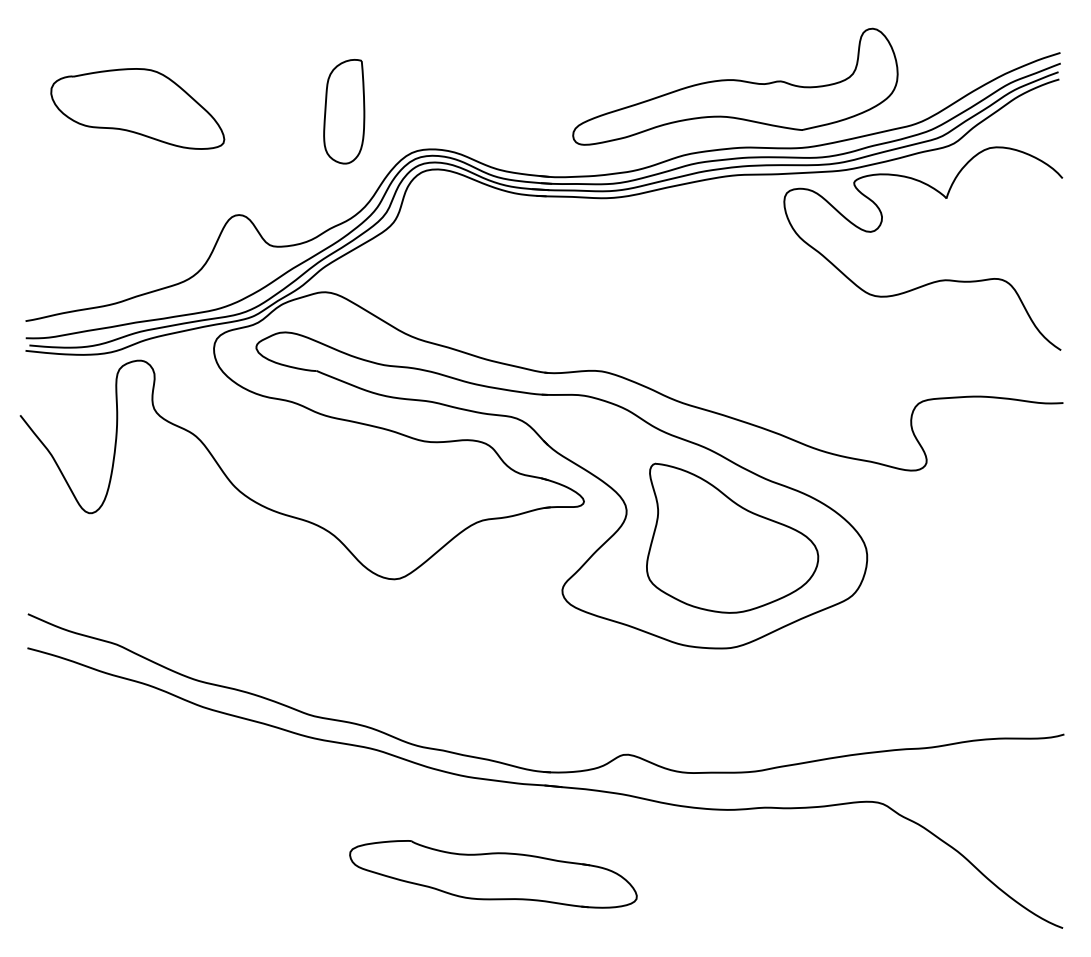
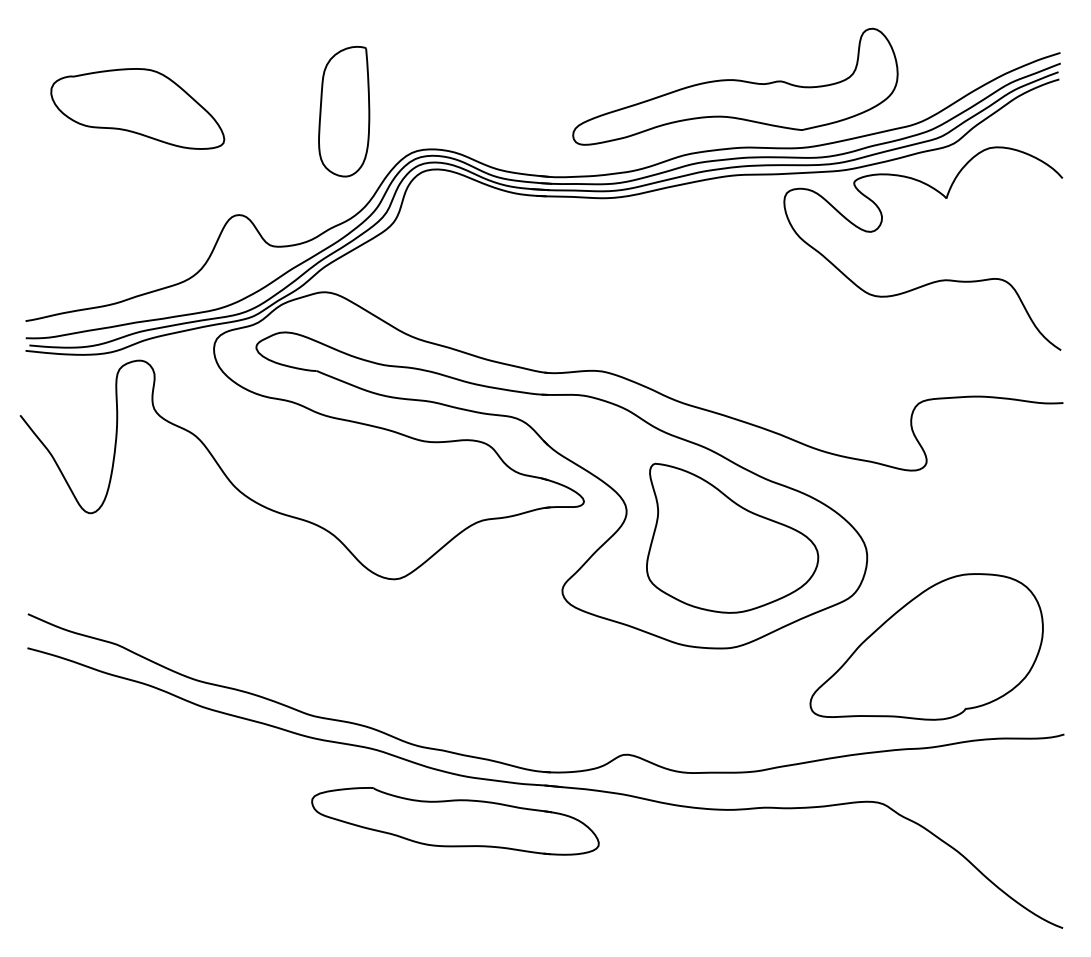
part size: 43x106 px -> 53x132 px (344, 111)
part: none -> present (926, 646)
part position: (493, 874) -> (455, 821) (455, 821)
